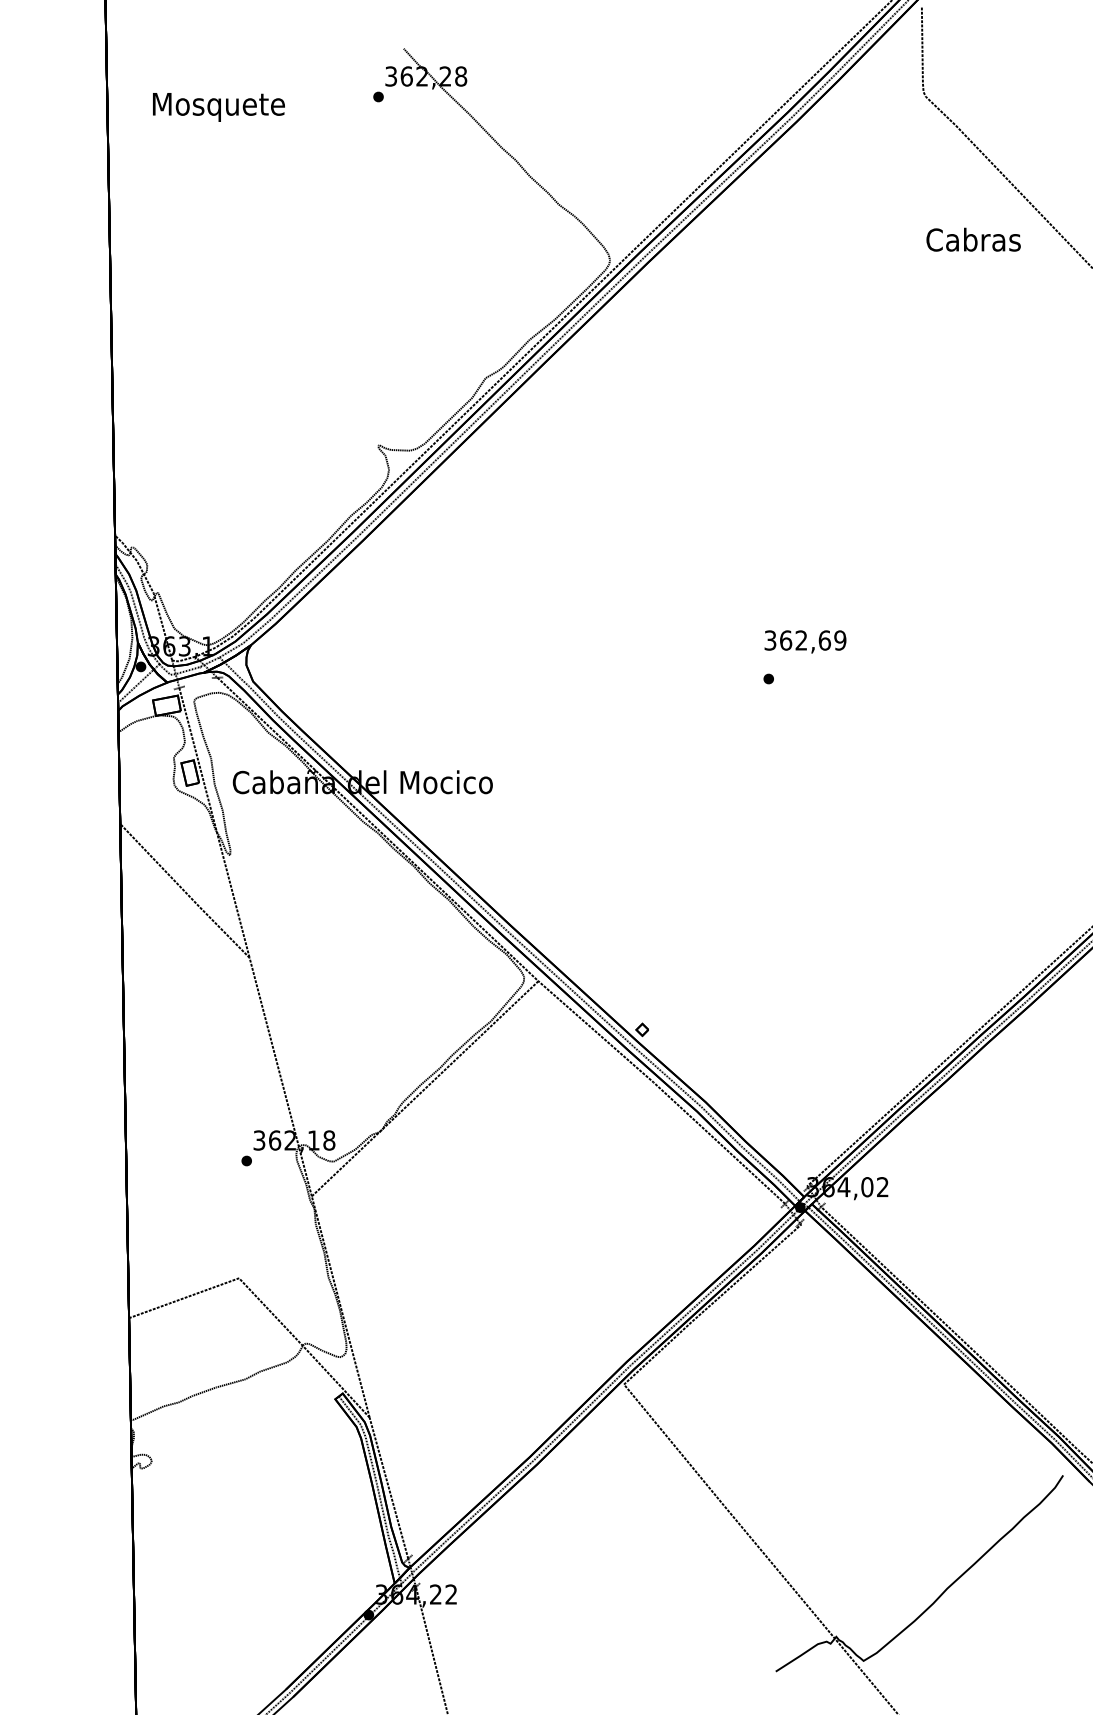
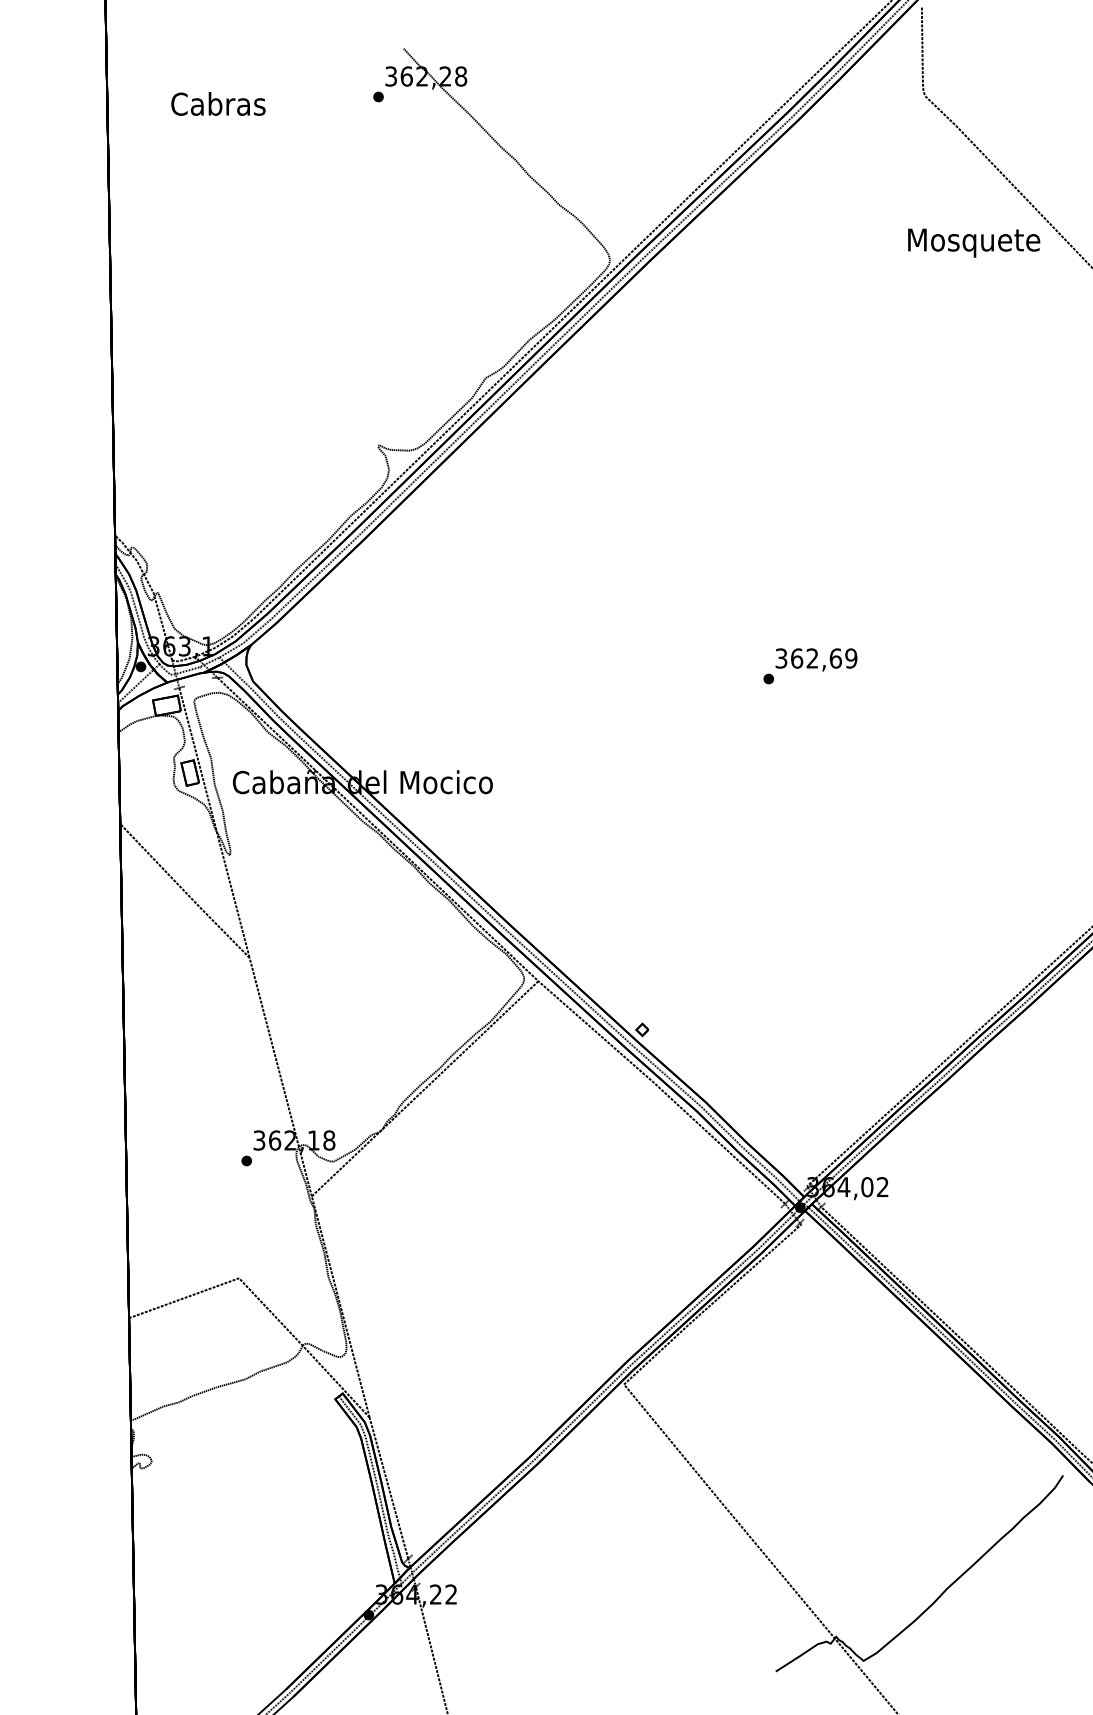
text: Mosquete -> Cabras (218, 106)
text: Cabras -> Mosquete (974, 242)
text position: (805, 641) -> (816, 659) (816, 659)
